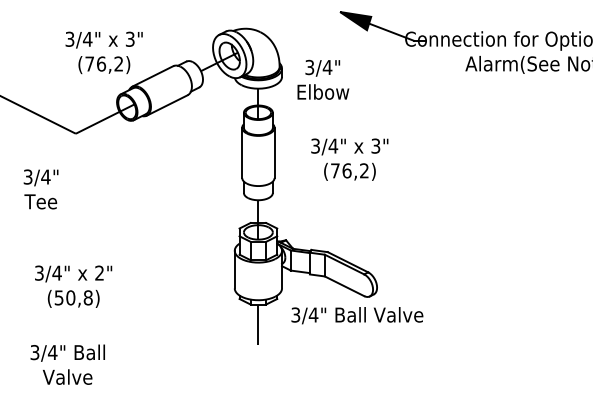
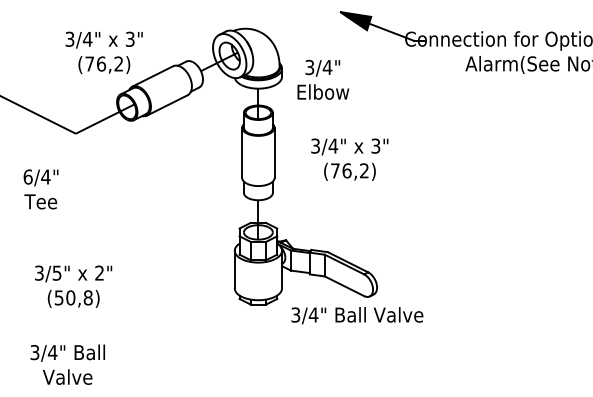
text: 3/4" -> 6/4" (27, 176)
text: 3/4" -> 3/5" (56, 272)
line: present -> none (258, 324)
